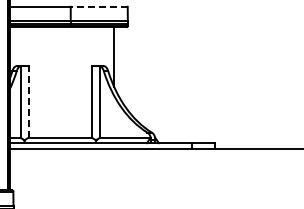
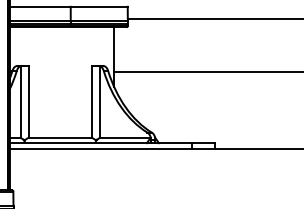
line: dashed -> solid (98, 6)
line: none -> present (213, 18)
line: none -> present (207, 72)
line: dashed -> solid (28, 101)
